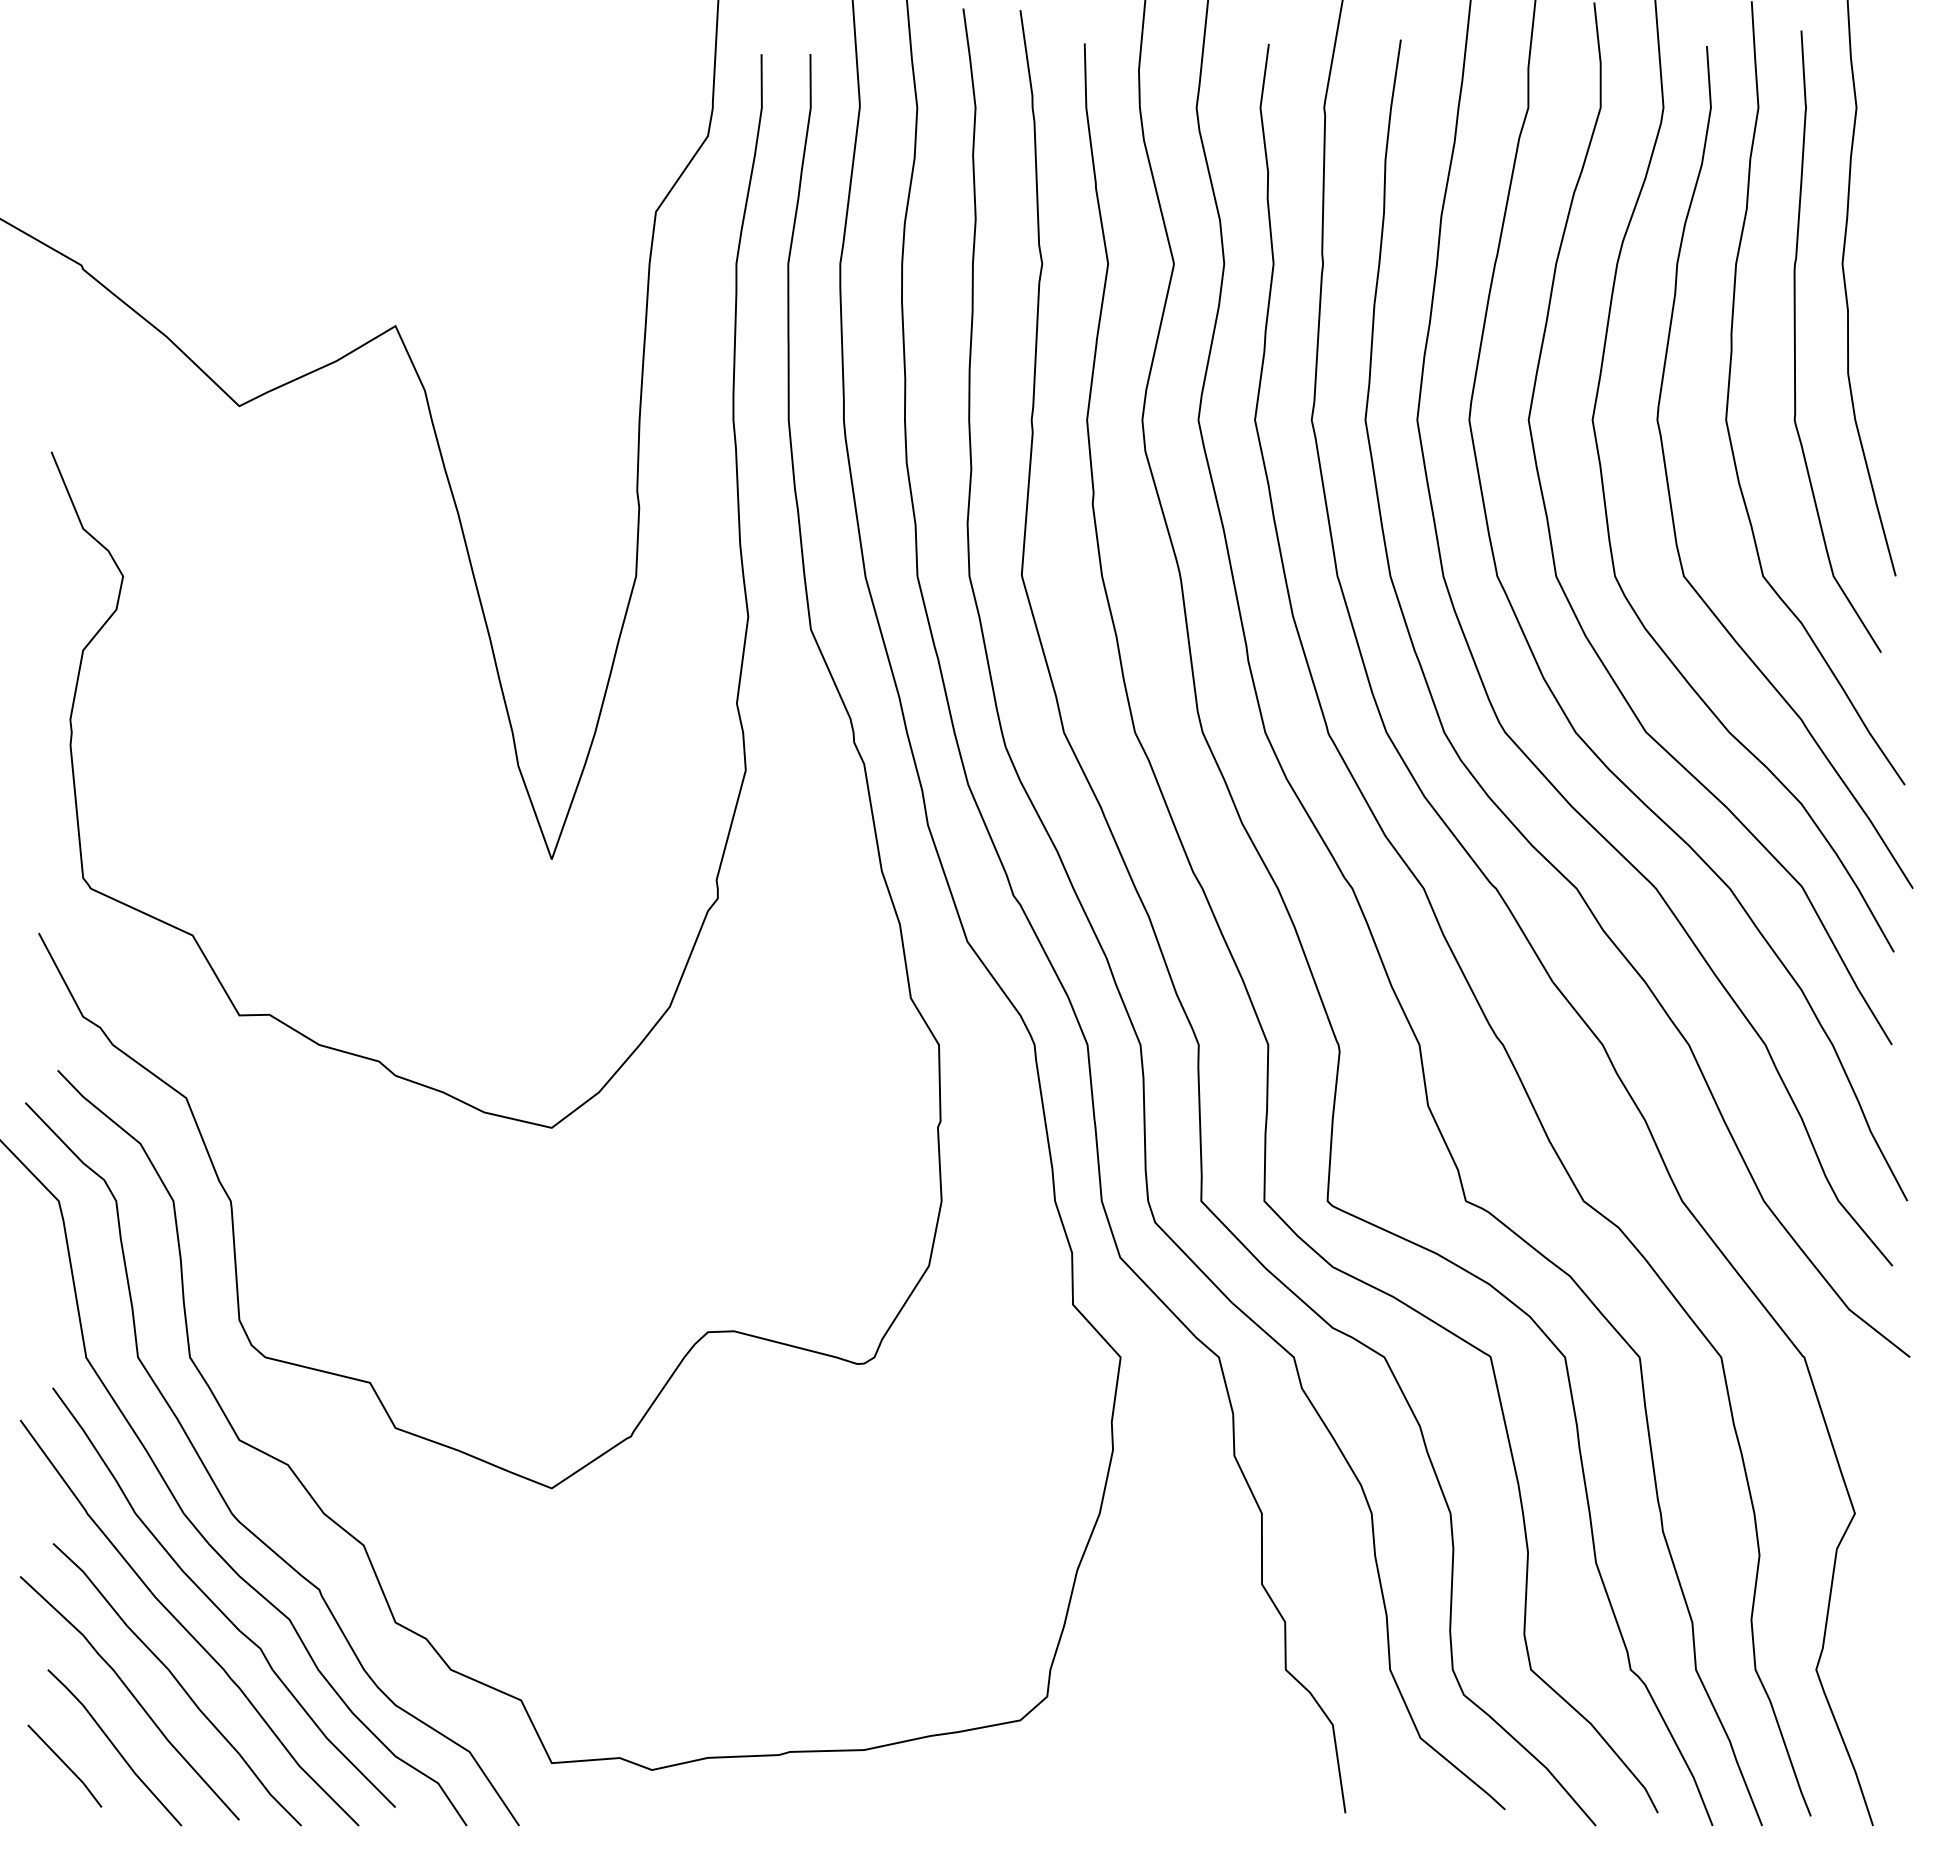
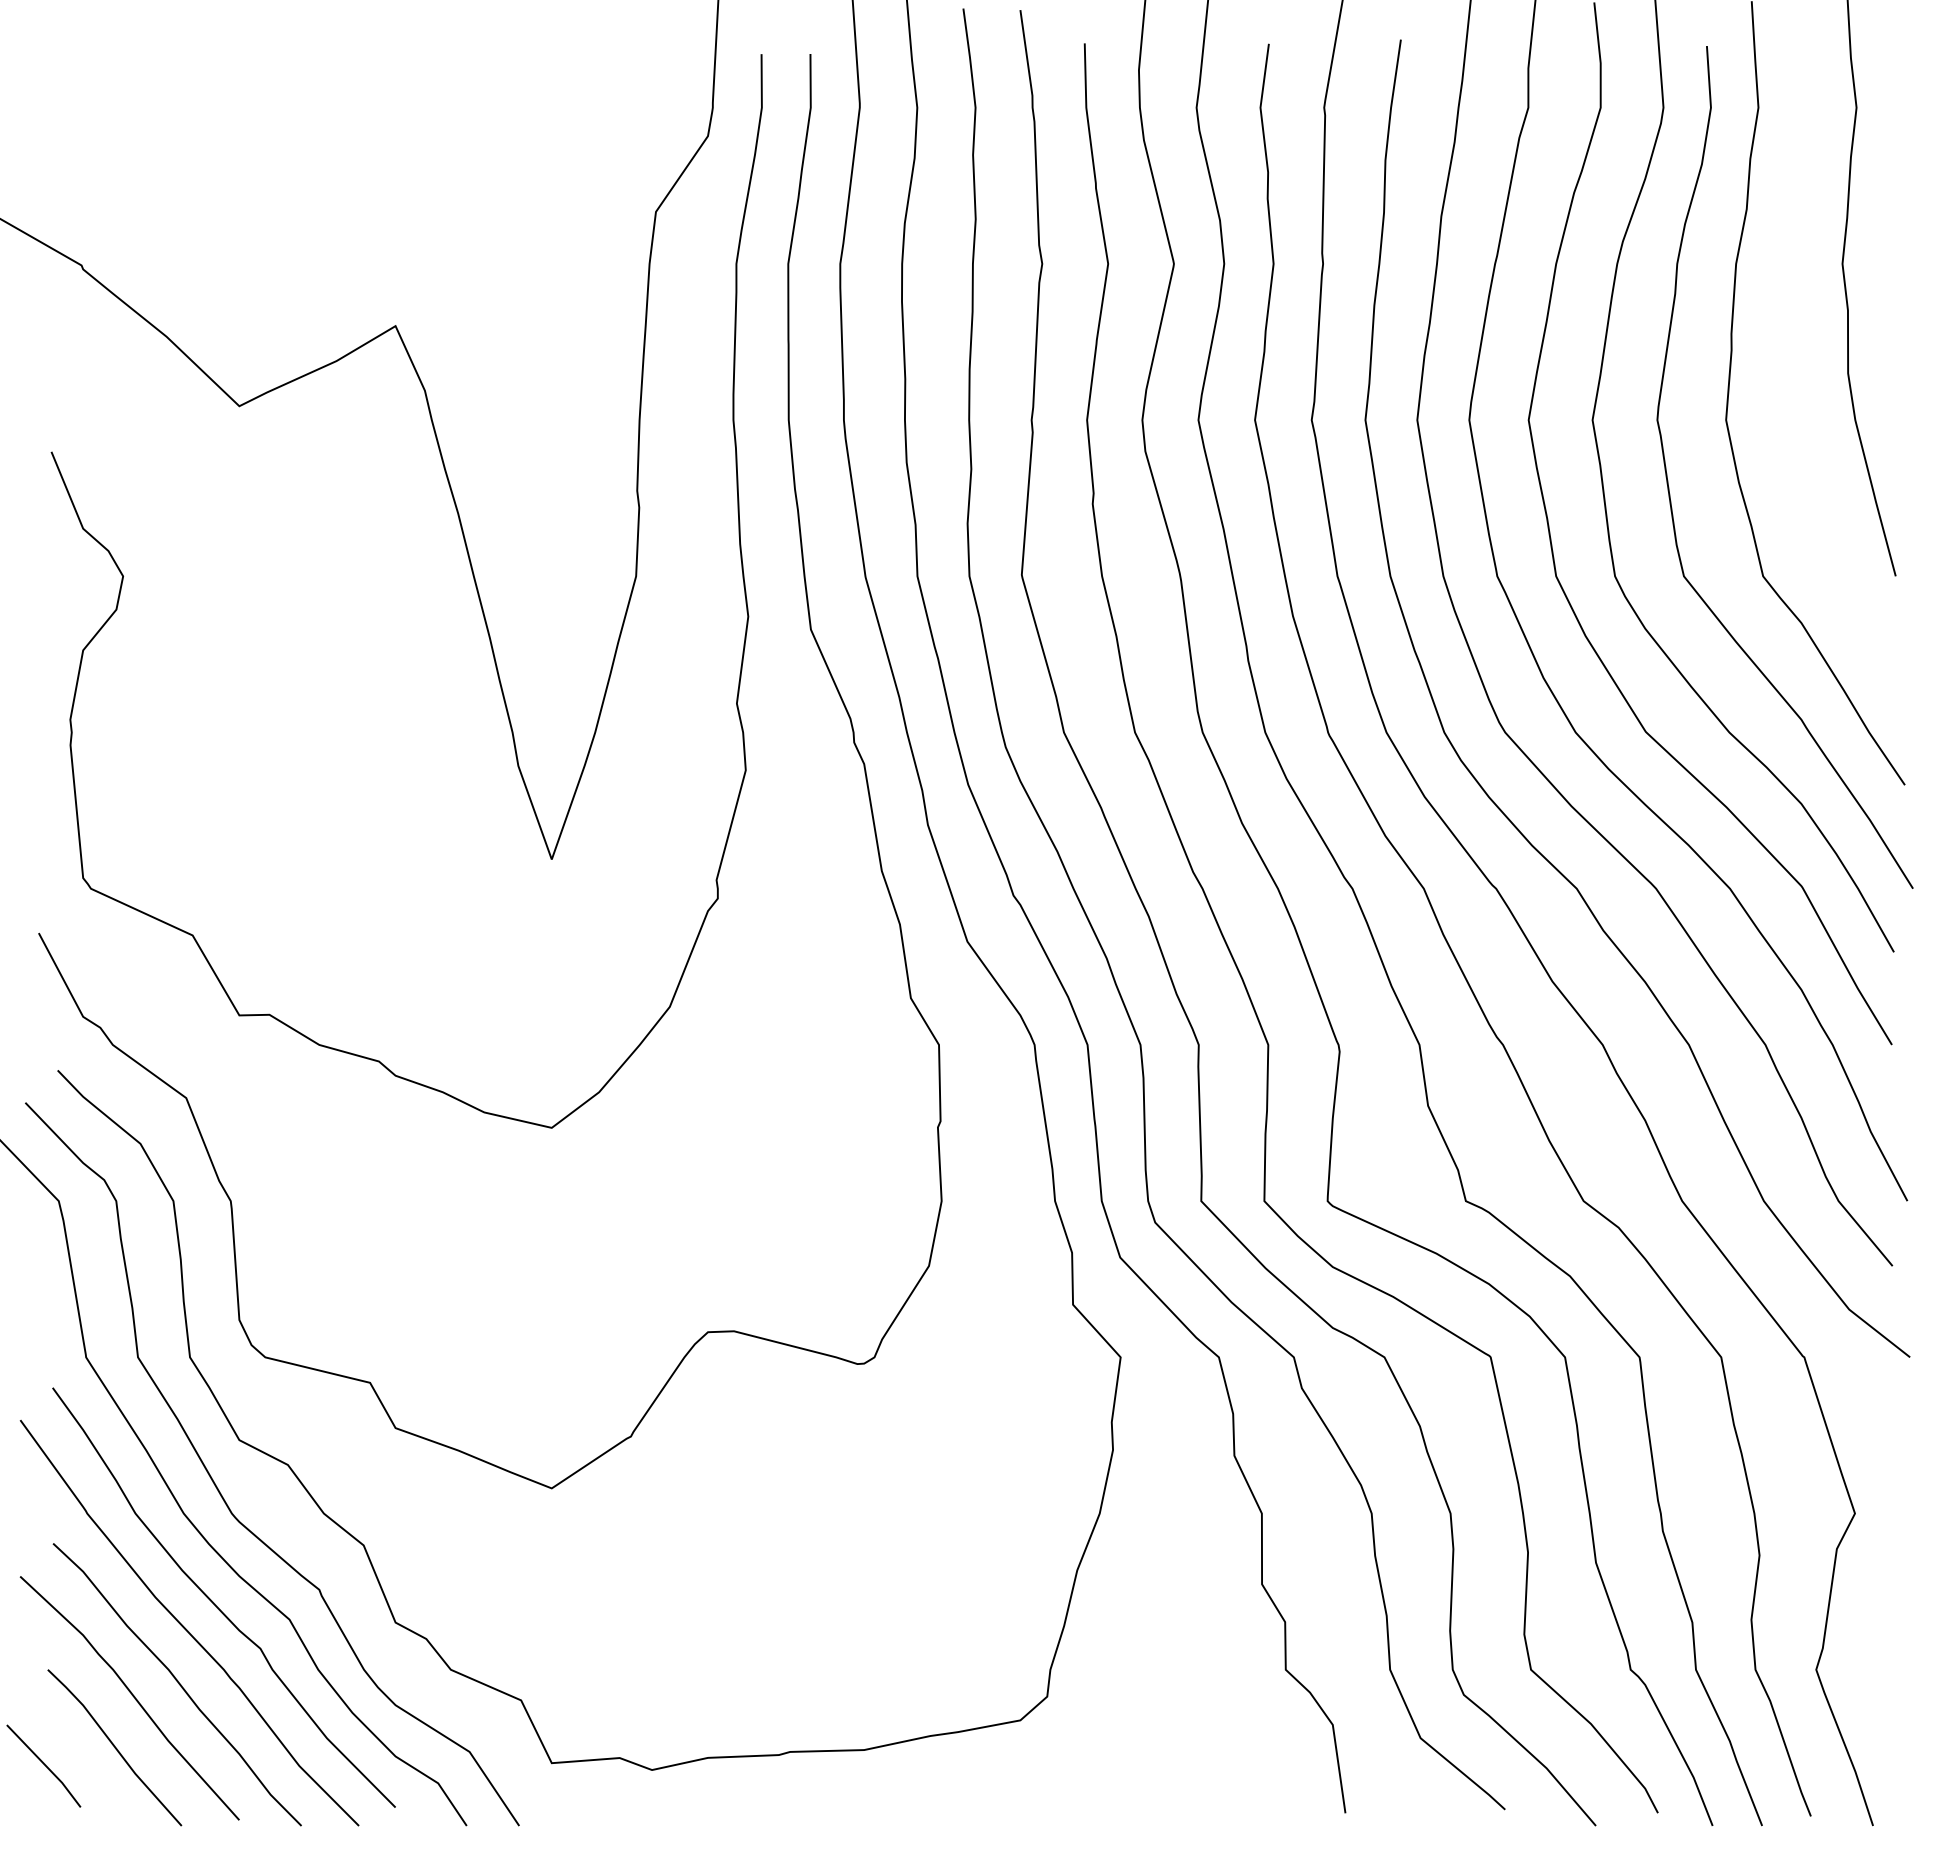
curve: present -> none (1795, 341)
line position: (64, 1764) -> (43, 1764) (43, 1764)
